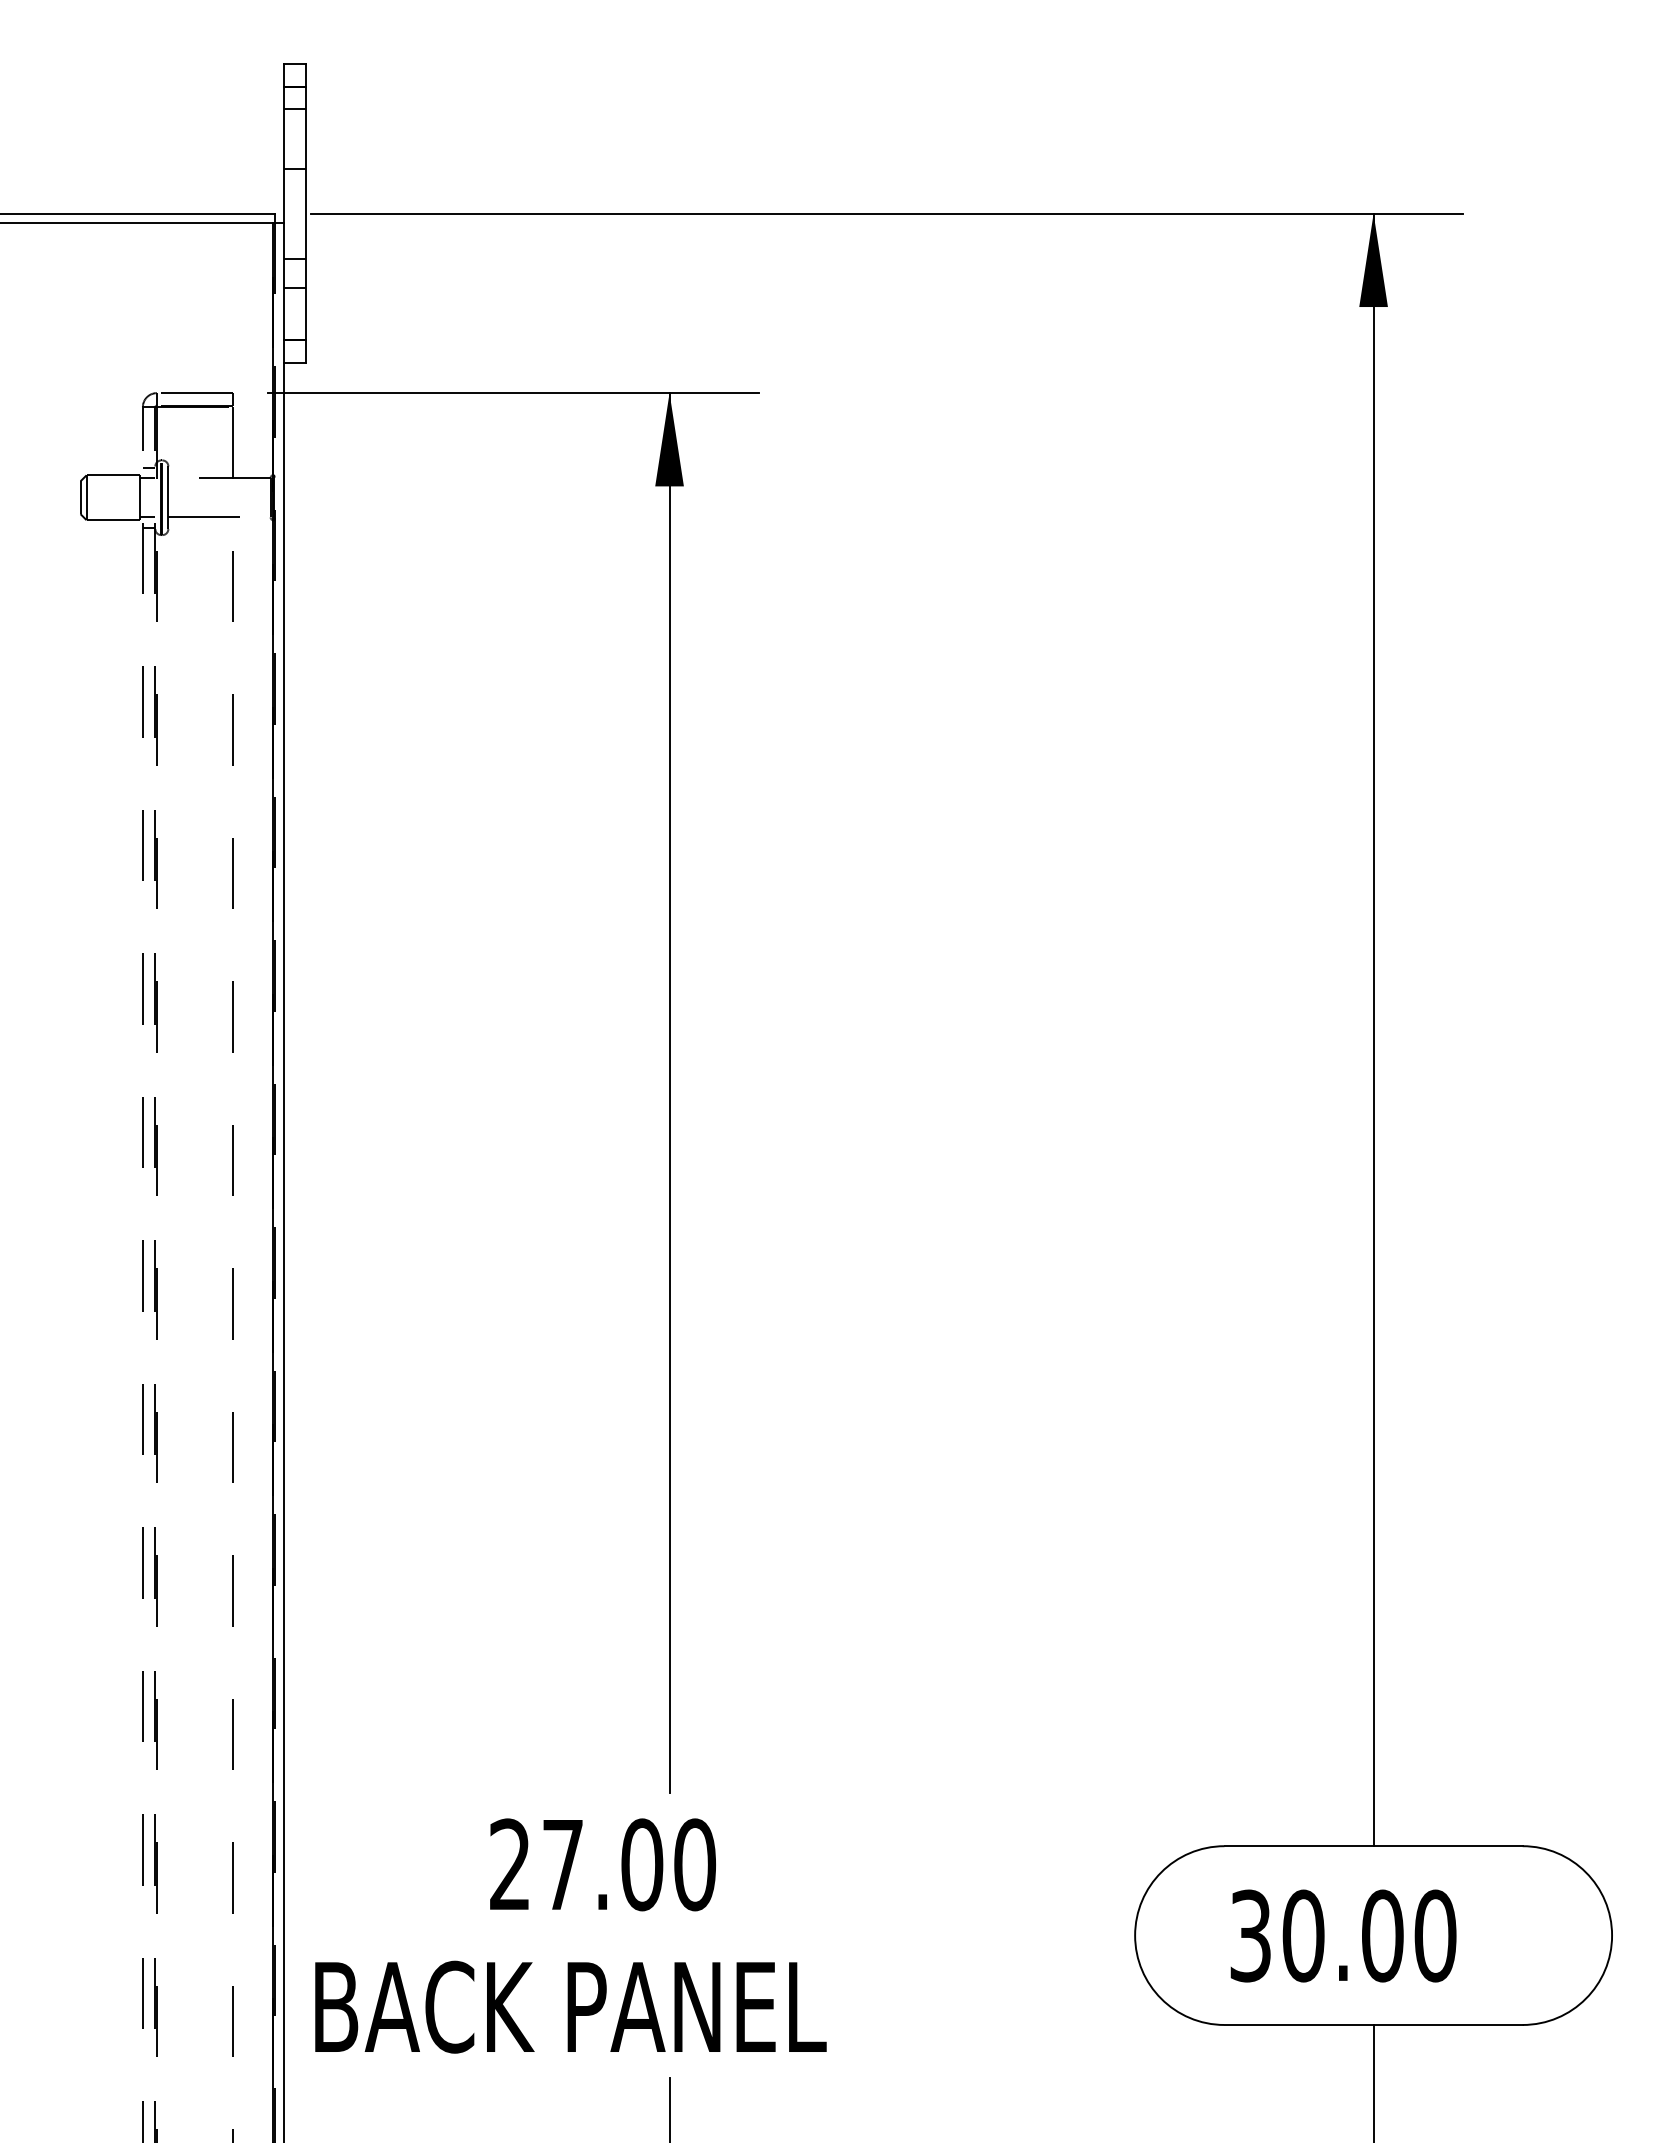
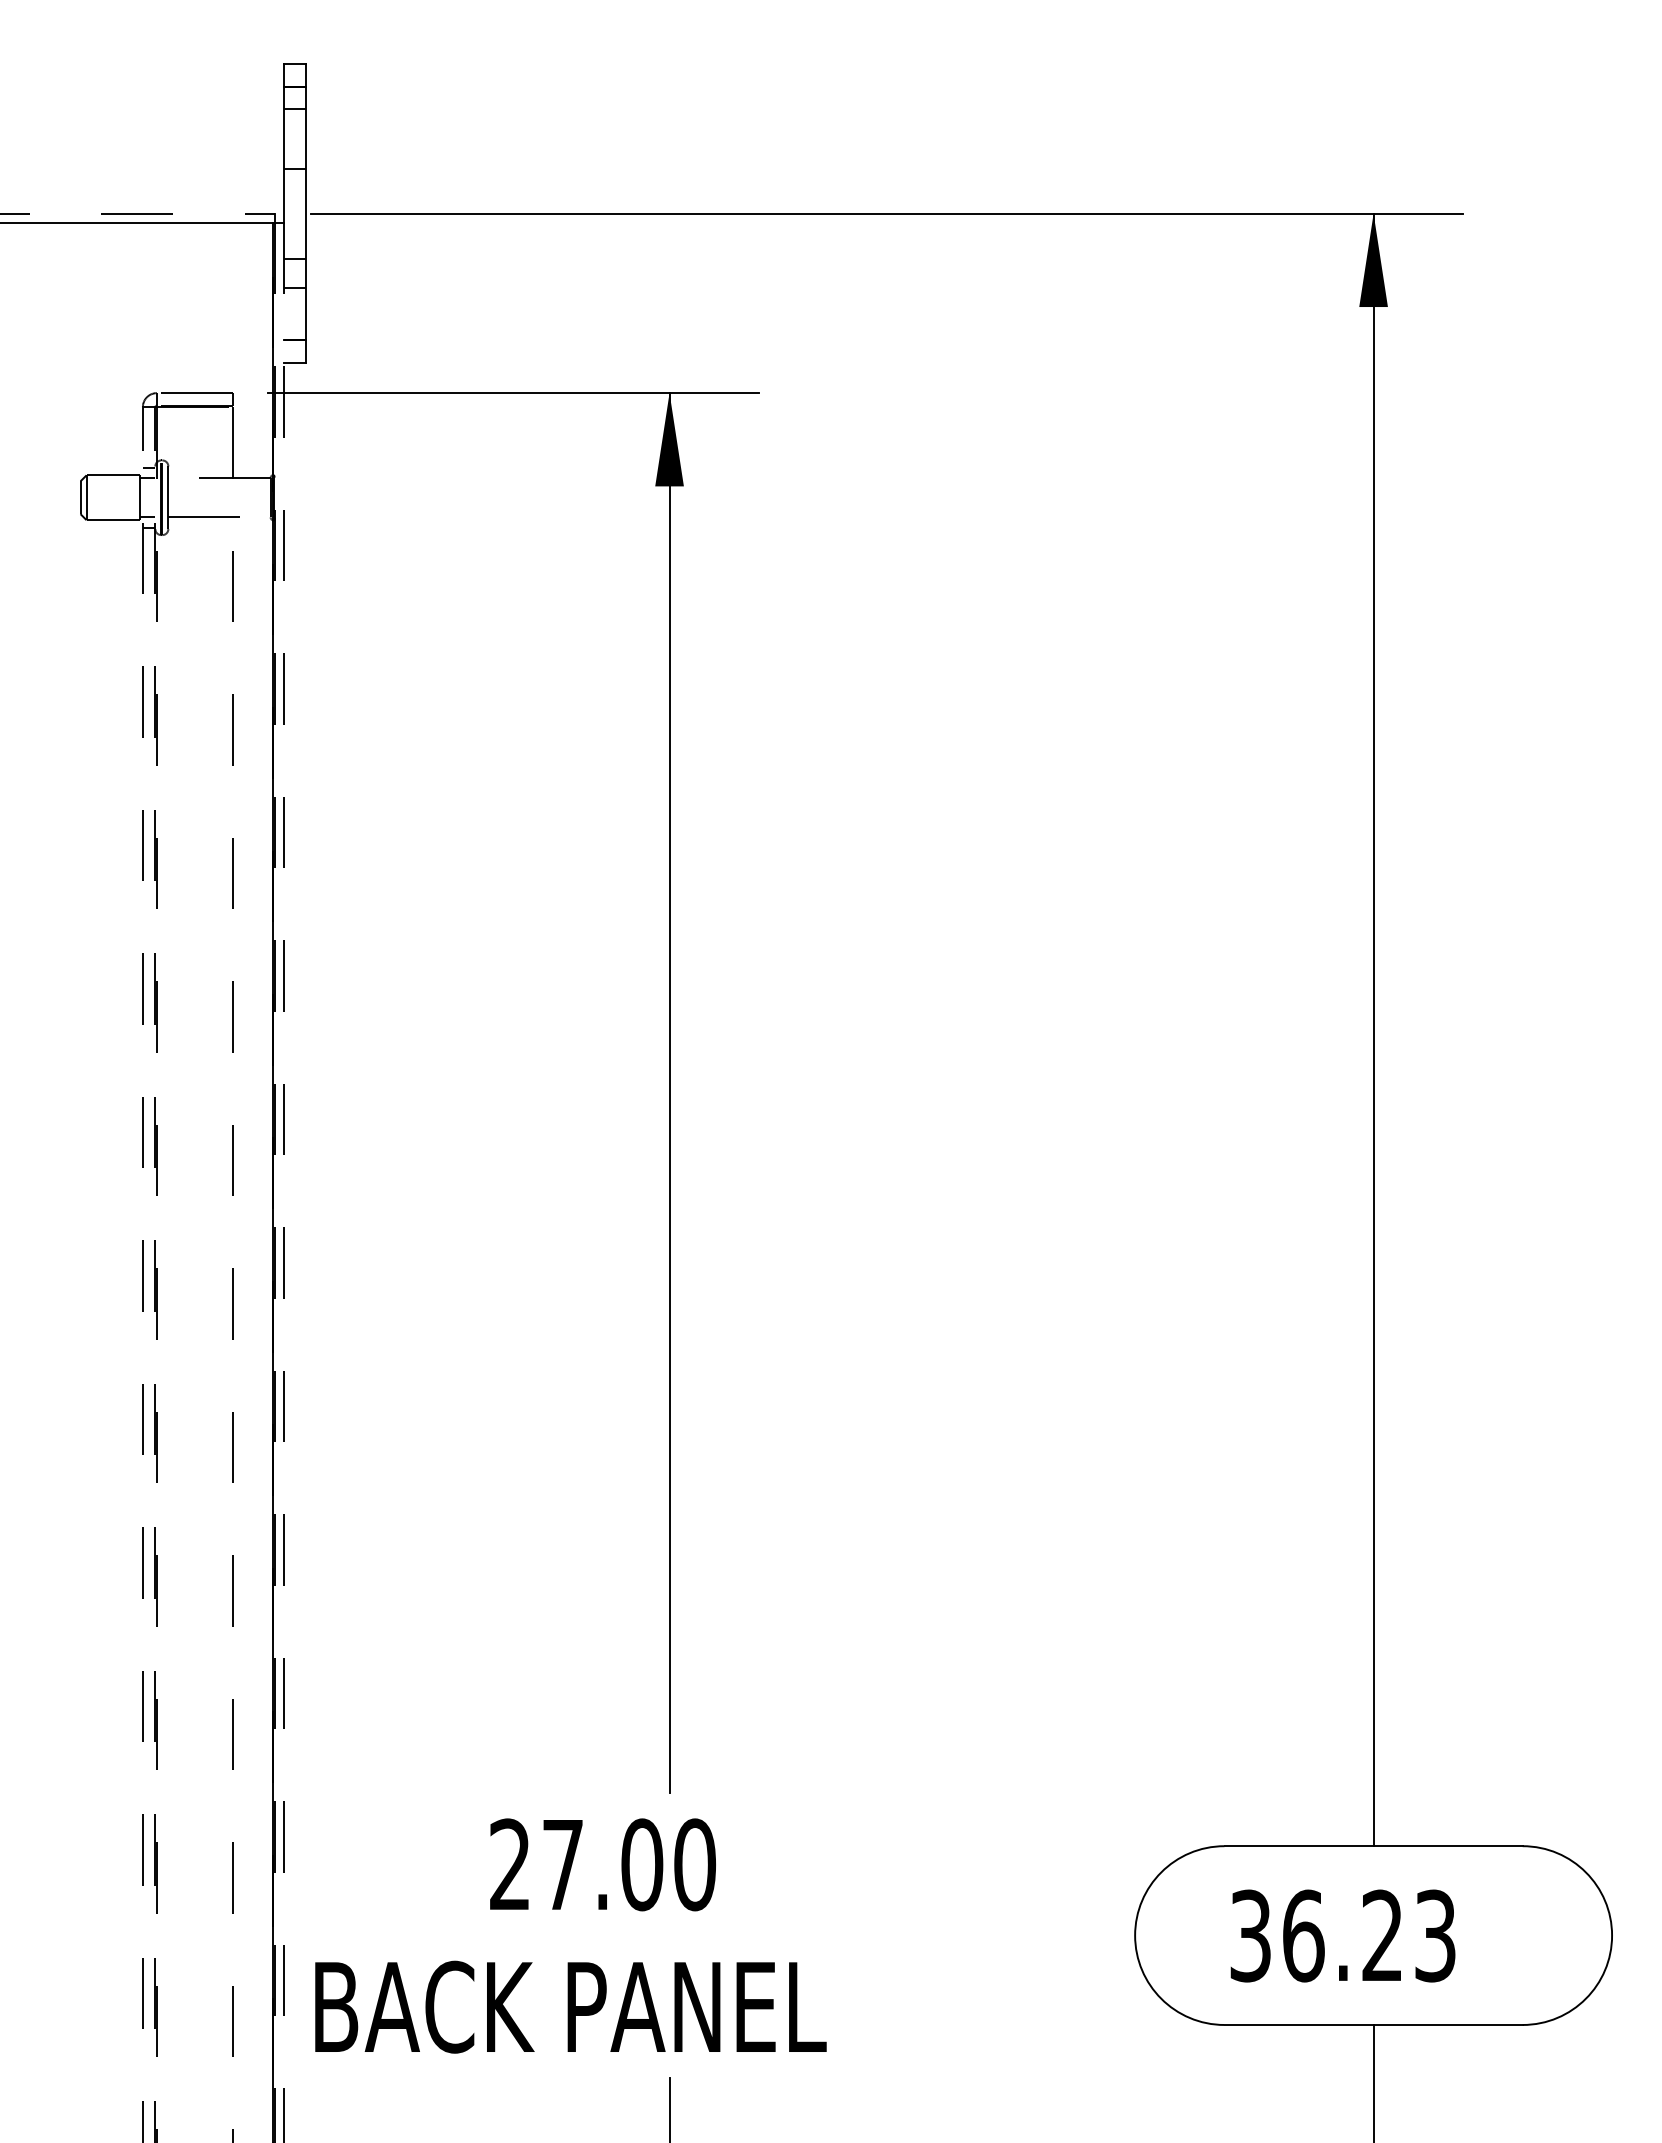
line: solid -> dashed (137, 213)
line: solid -> dashed (283, 1182)
text: 30.00 -> 36.23 (1369, 1935)
